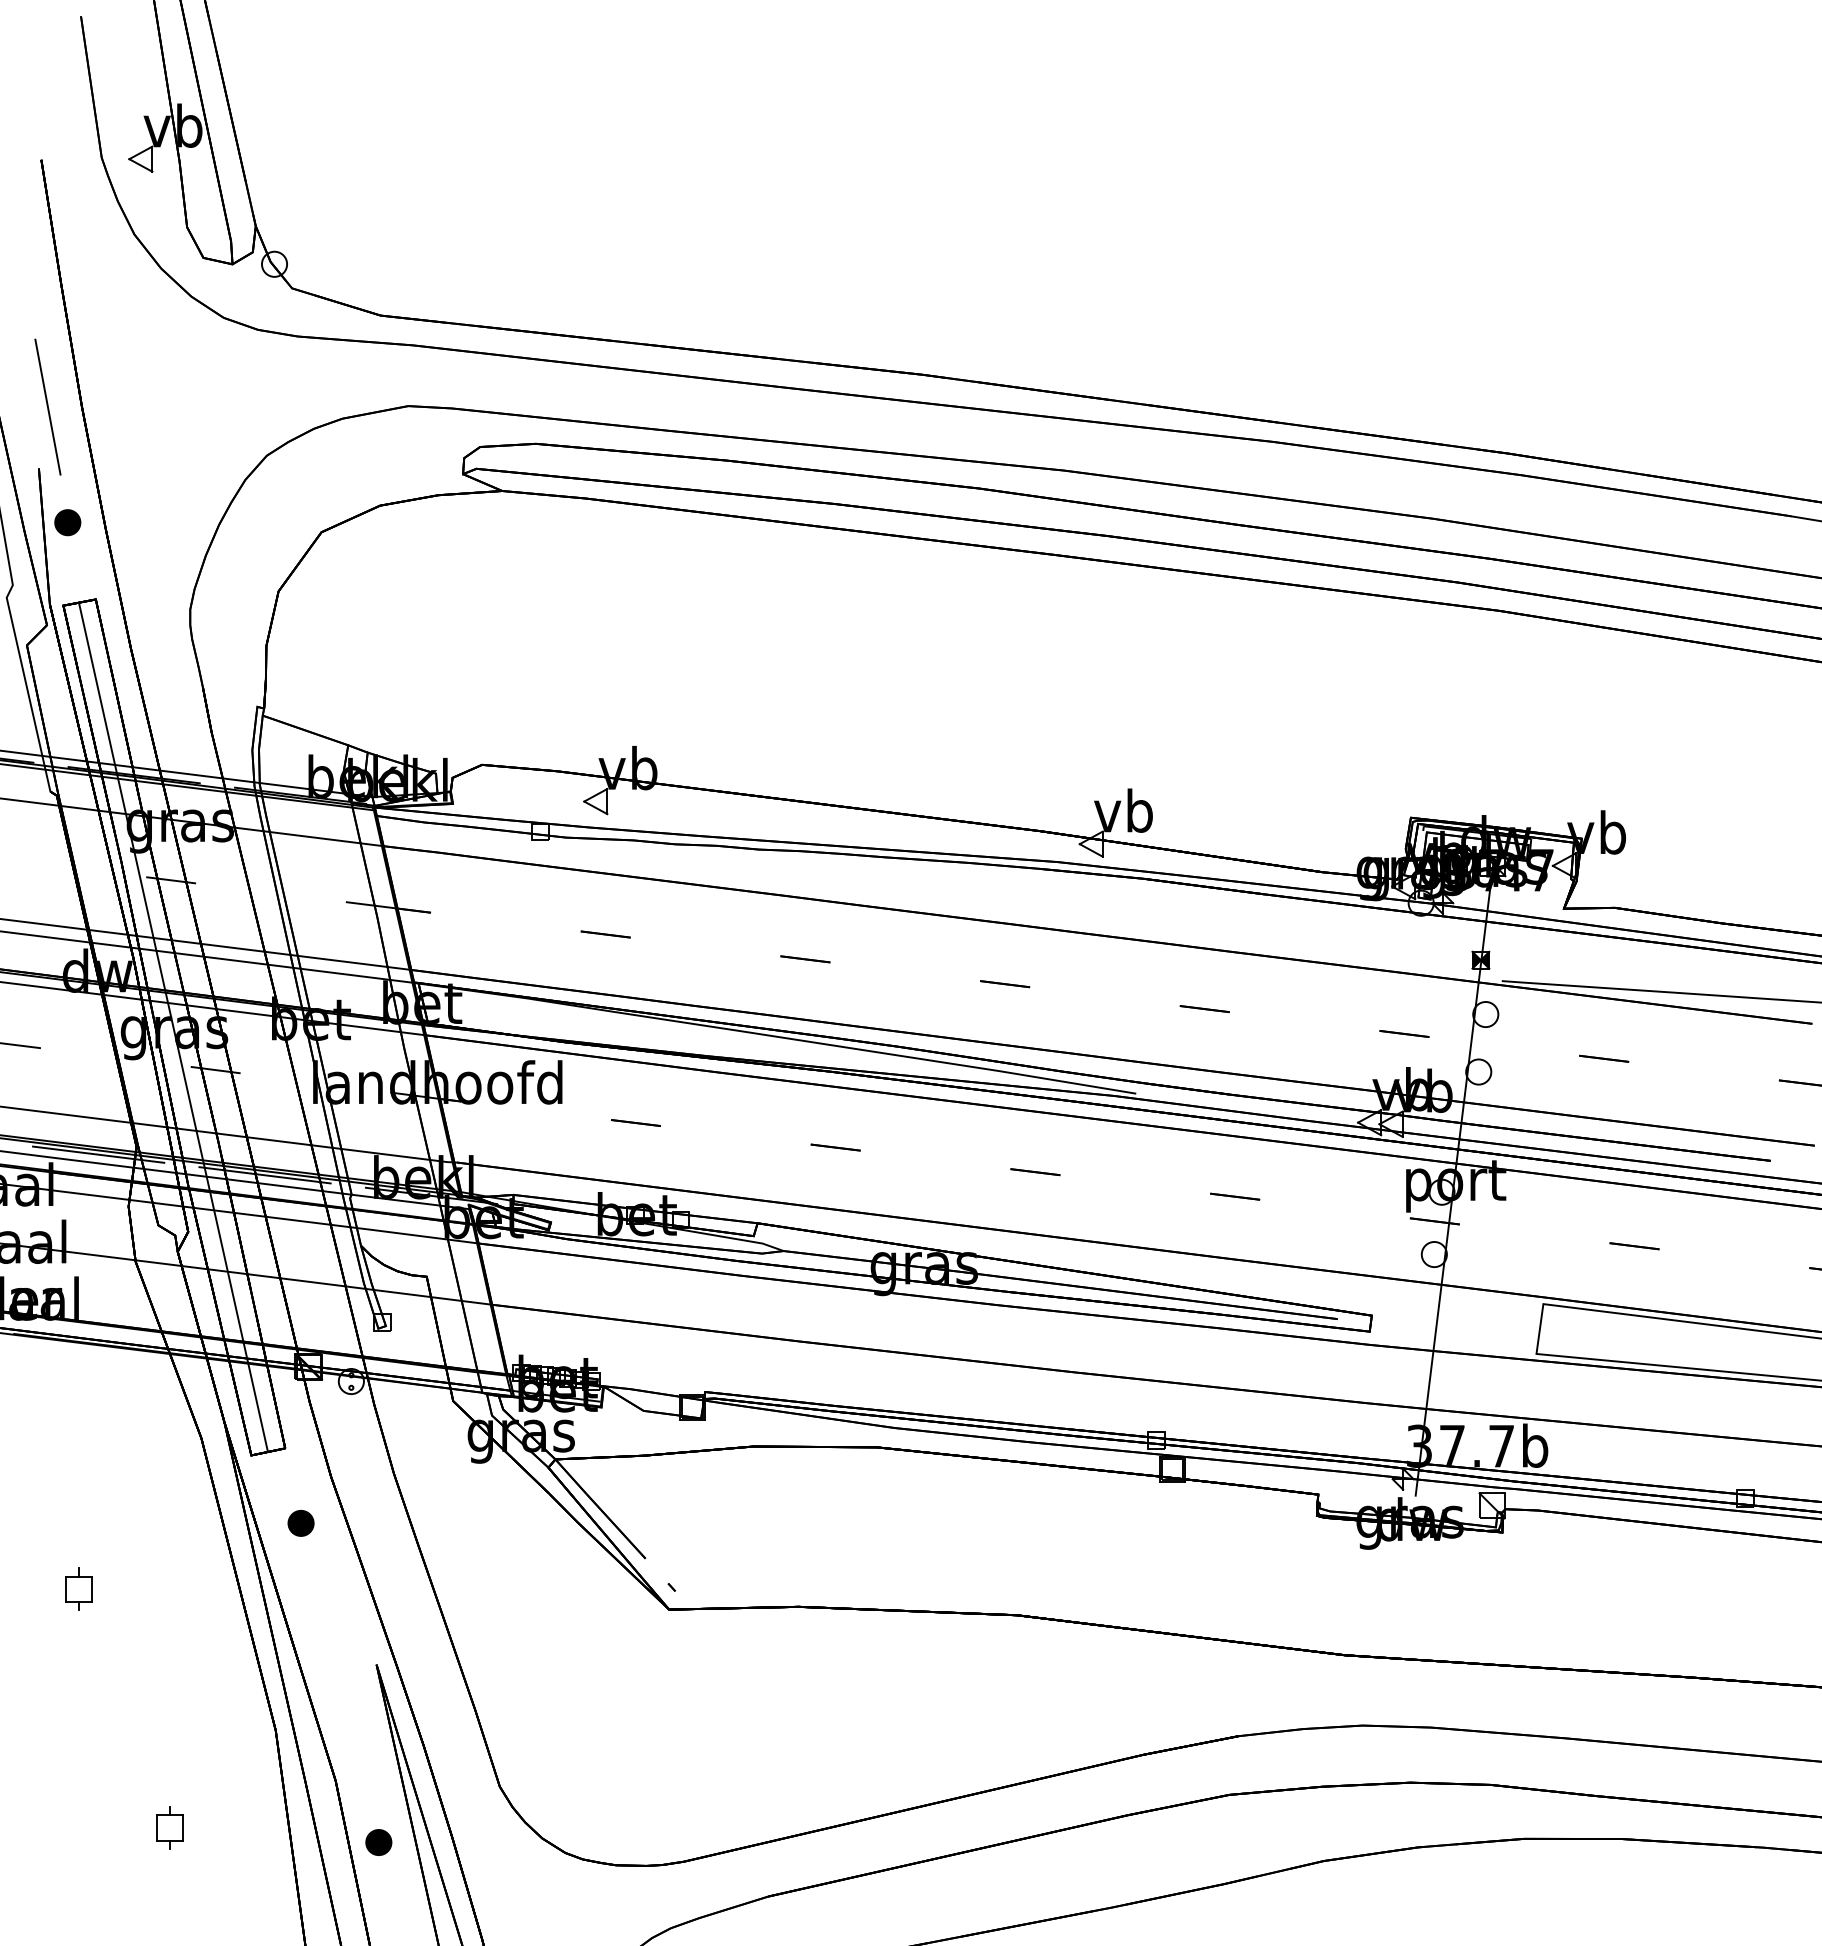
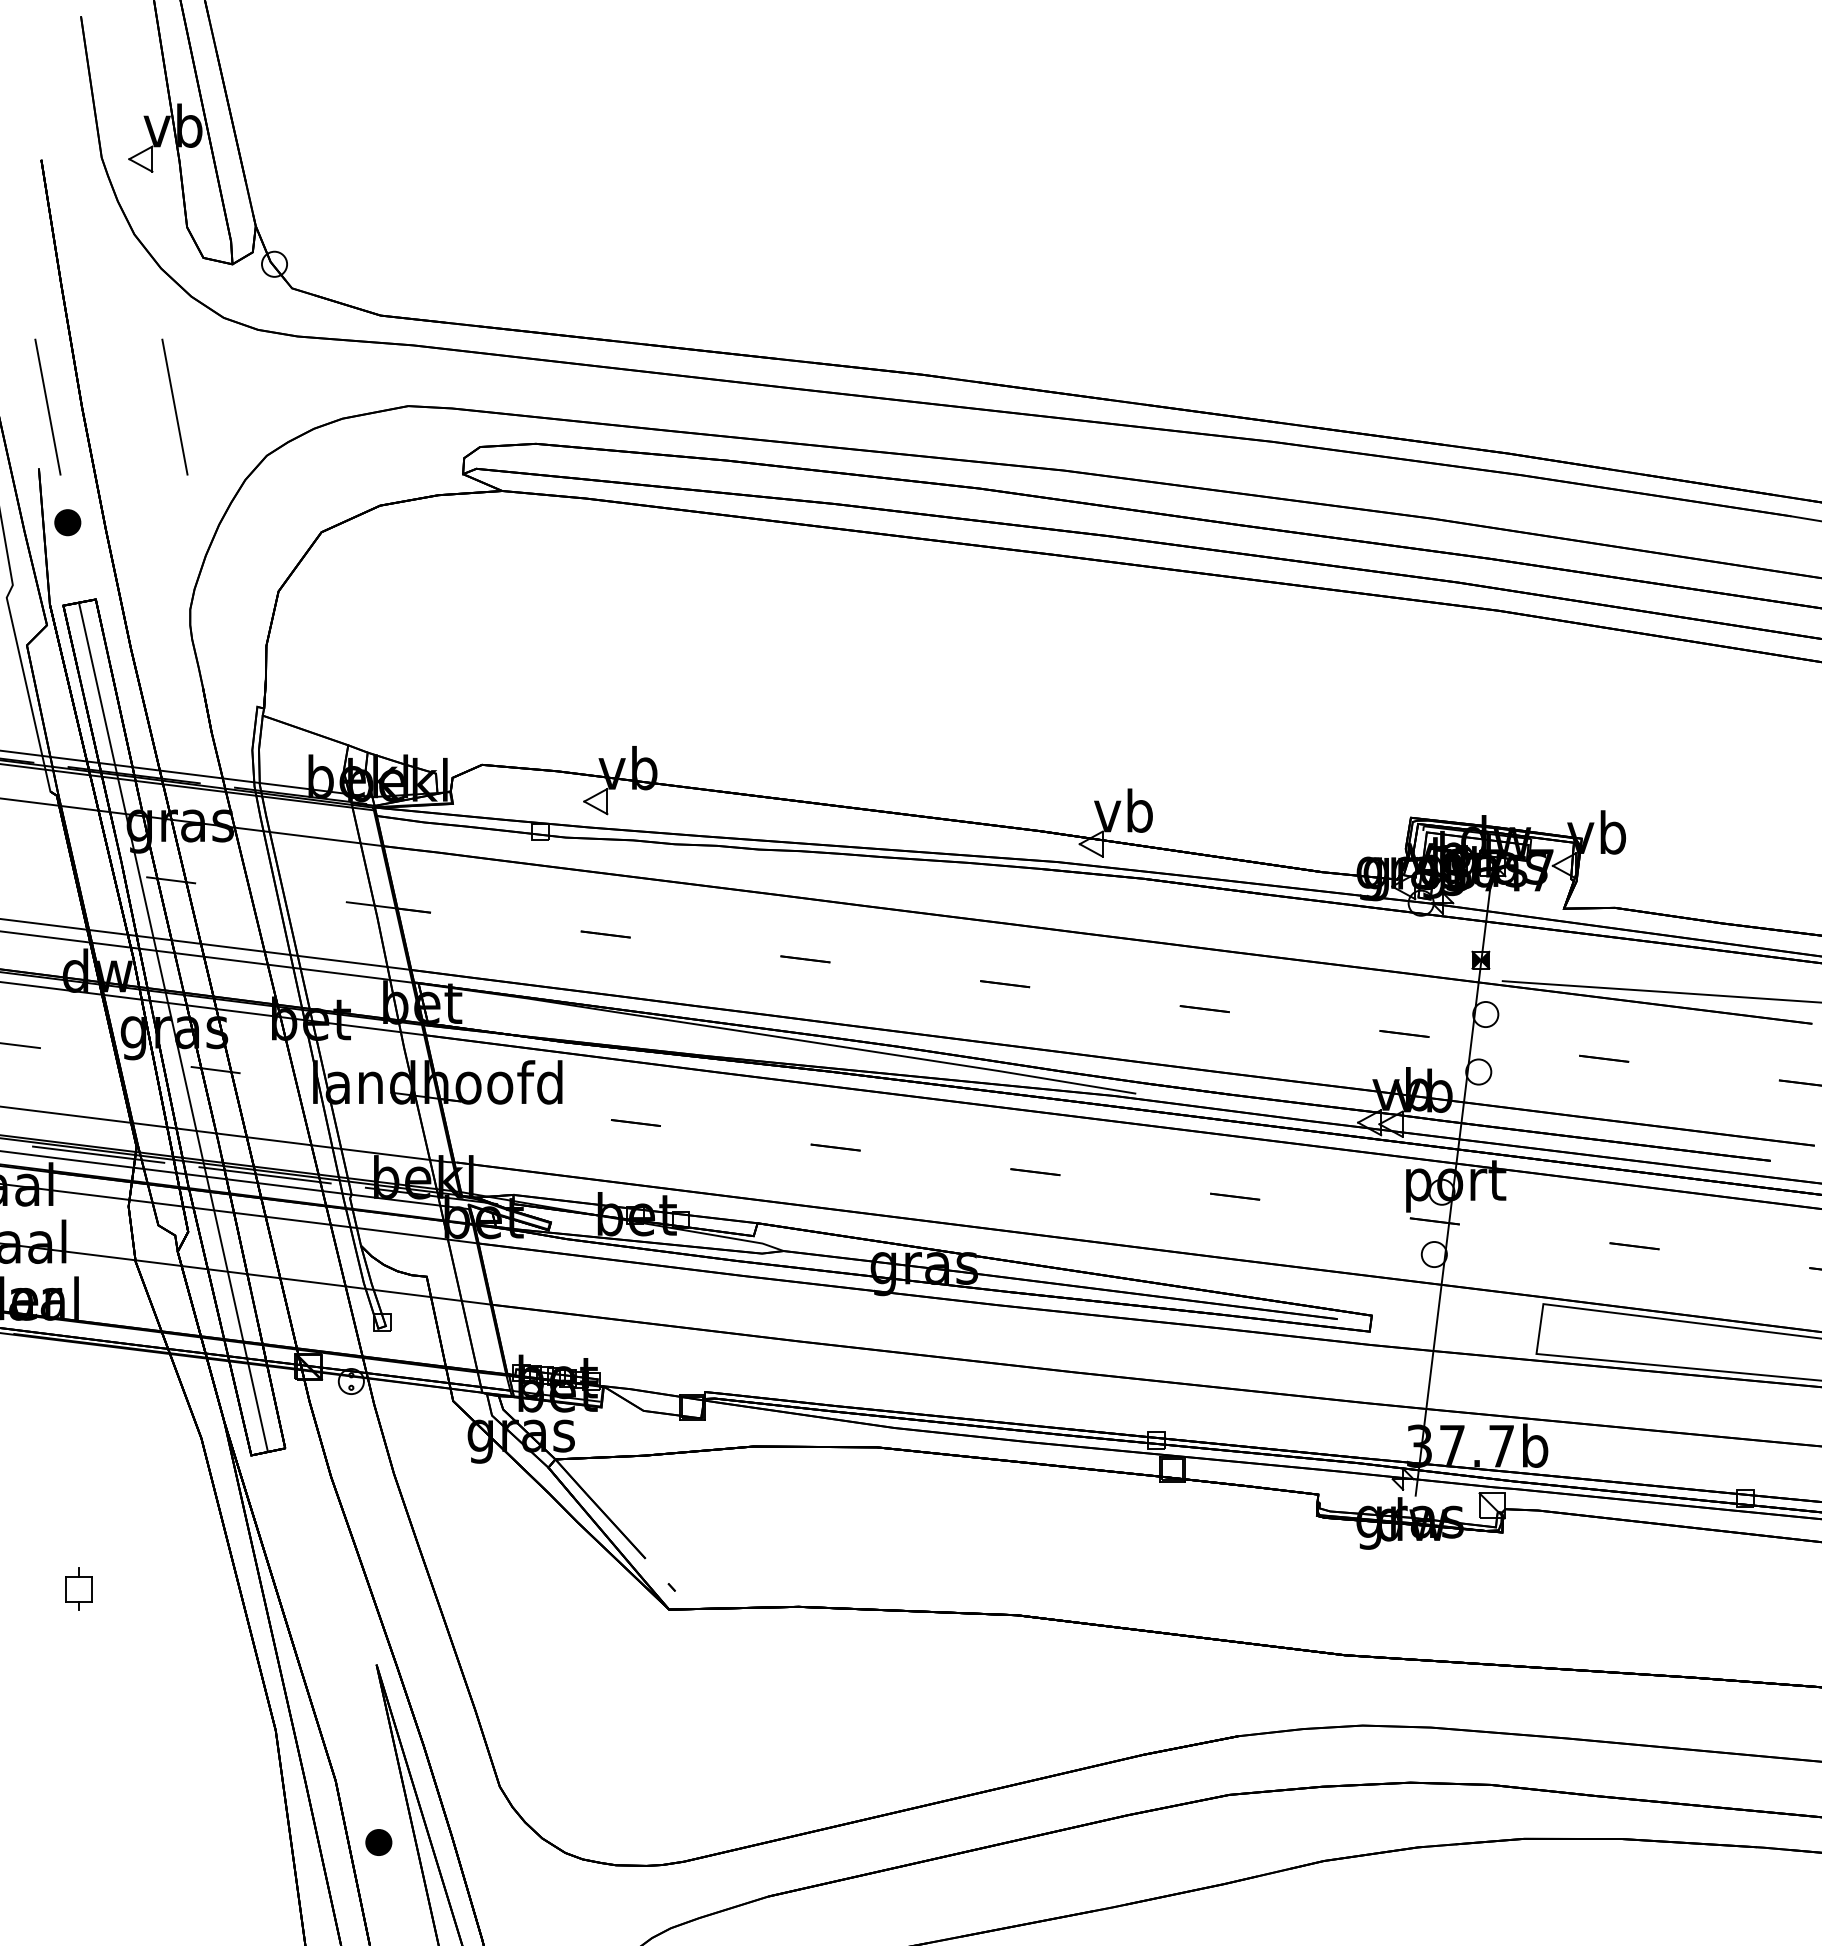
line: none -> present (174, 406)
part: present -> none (300, 1523)
part: present -> none (169, 1827)
